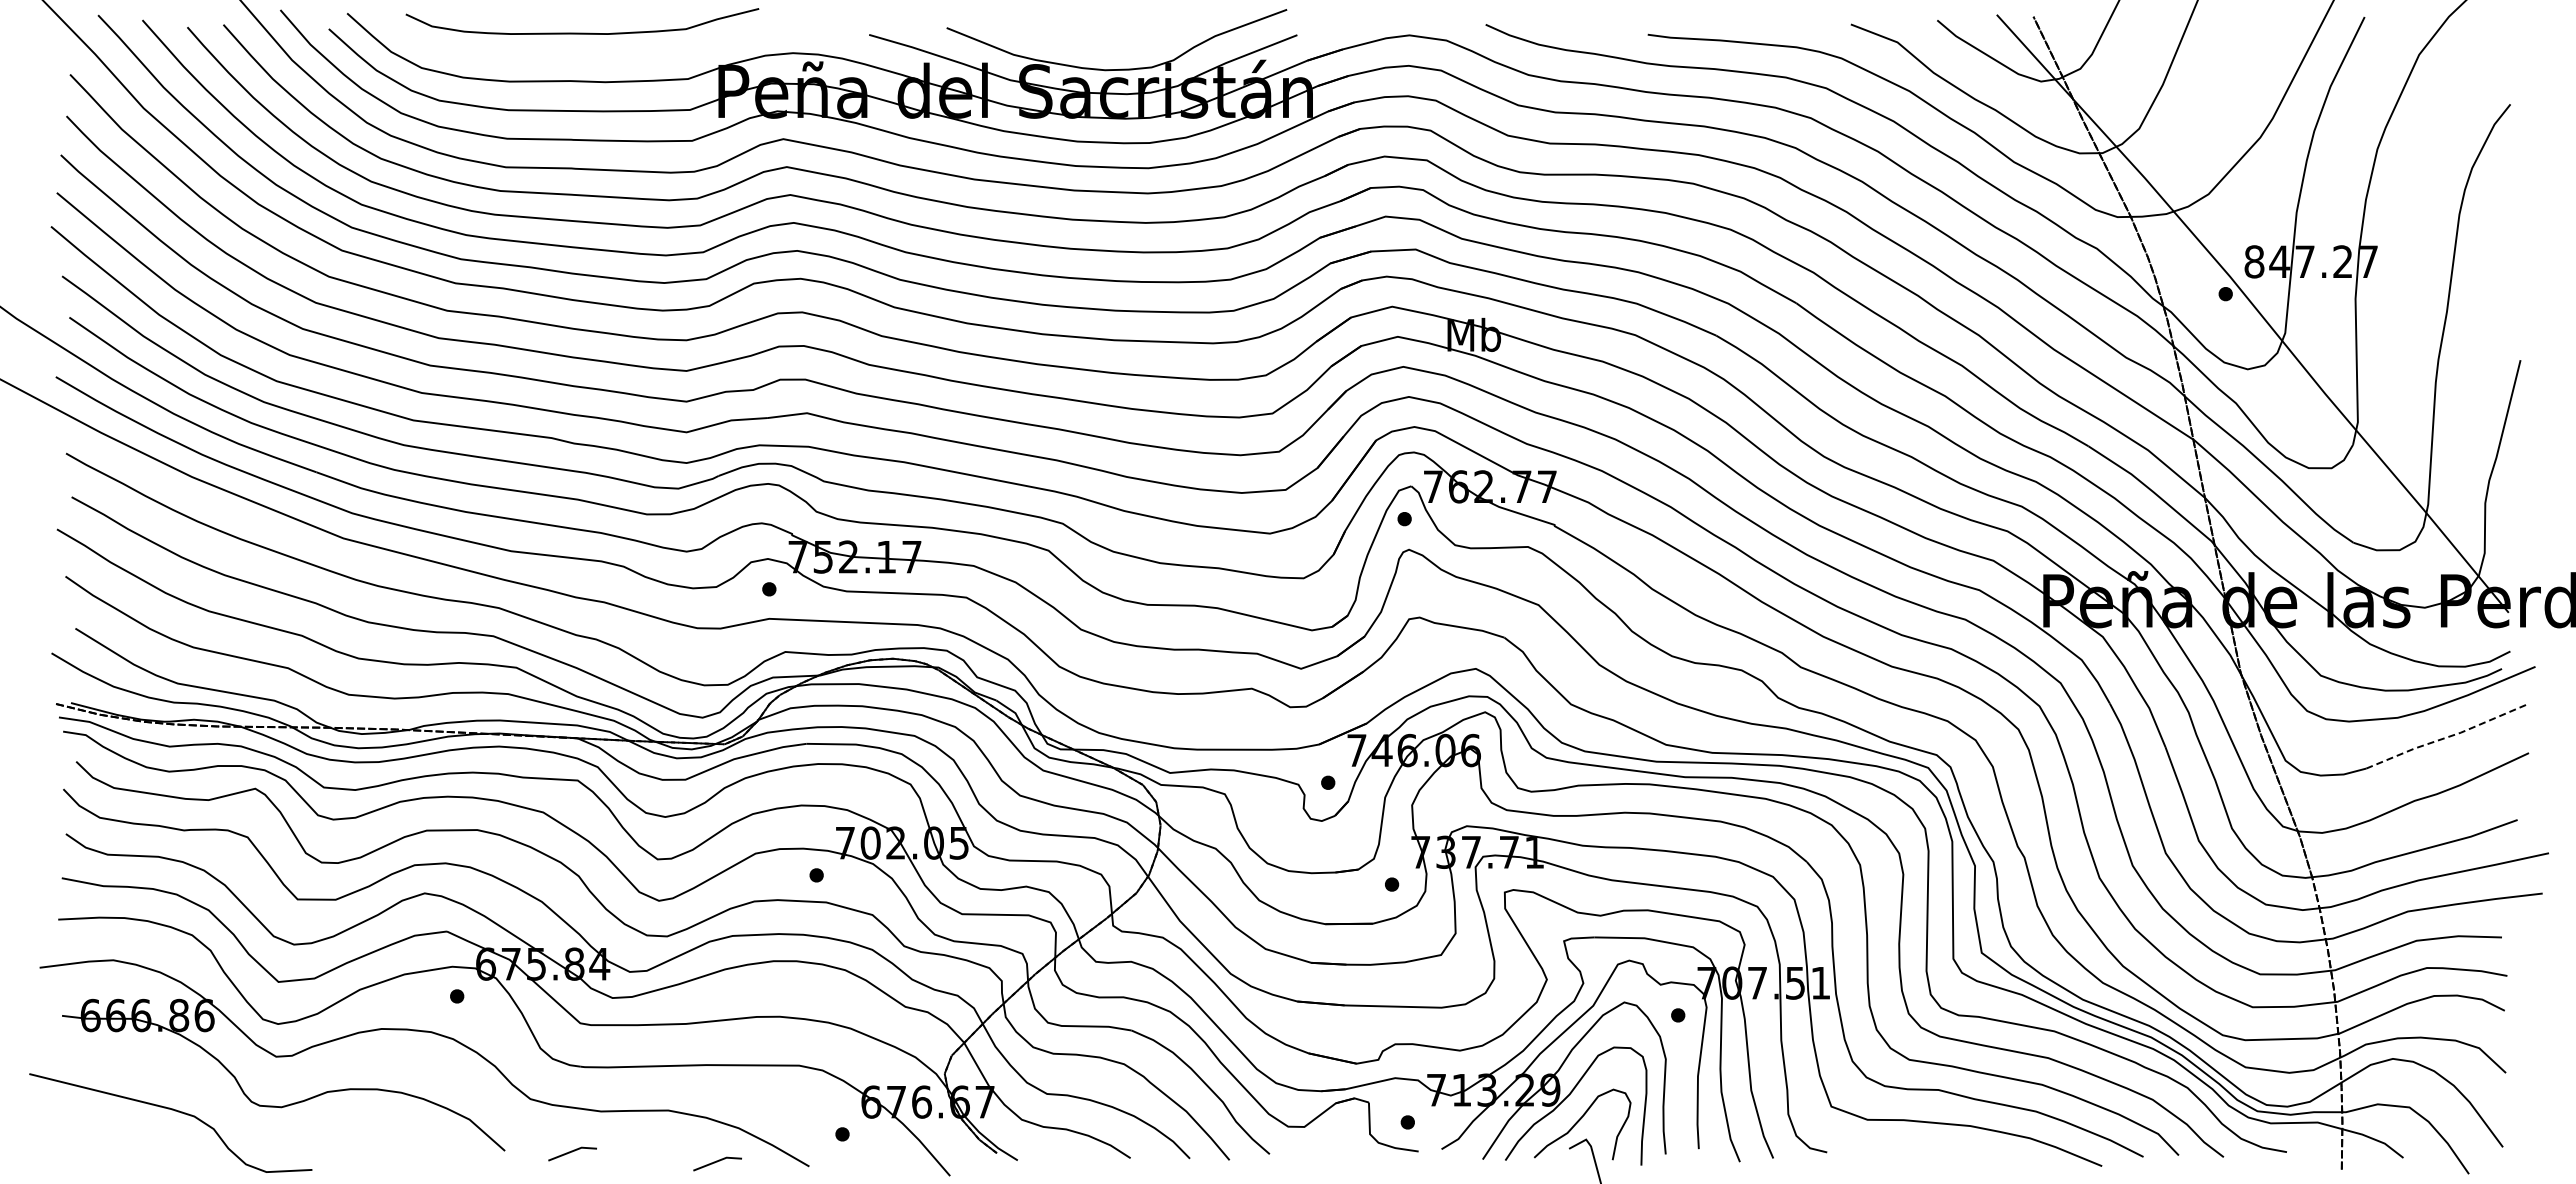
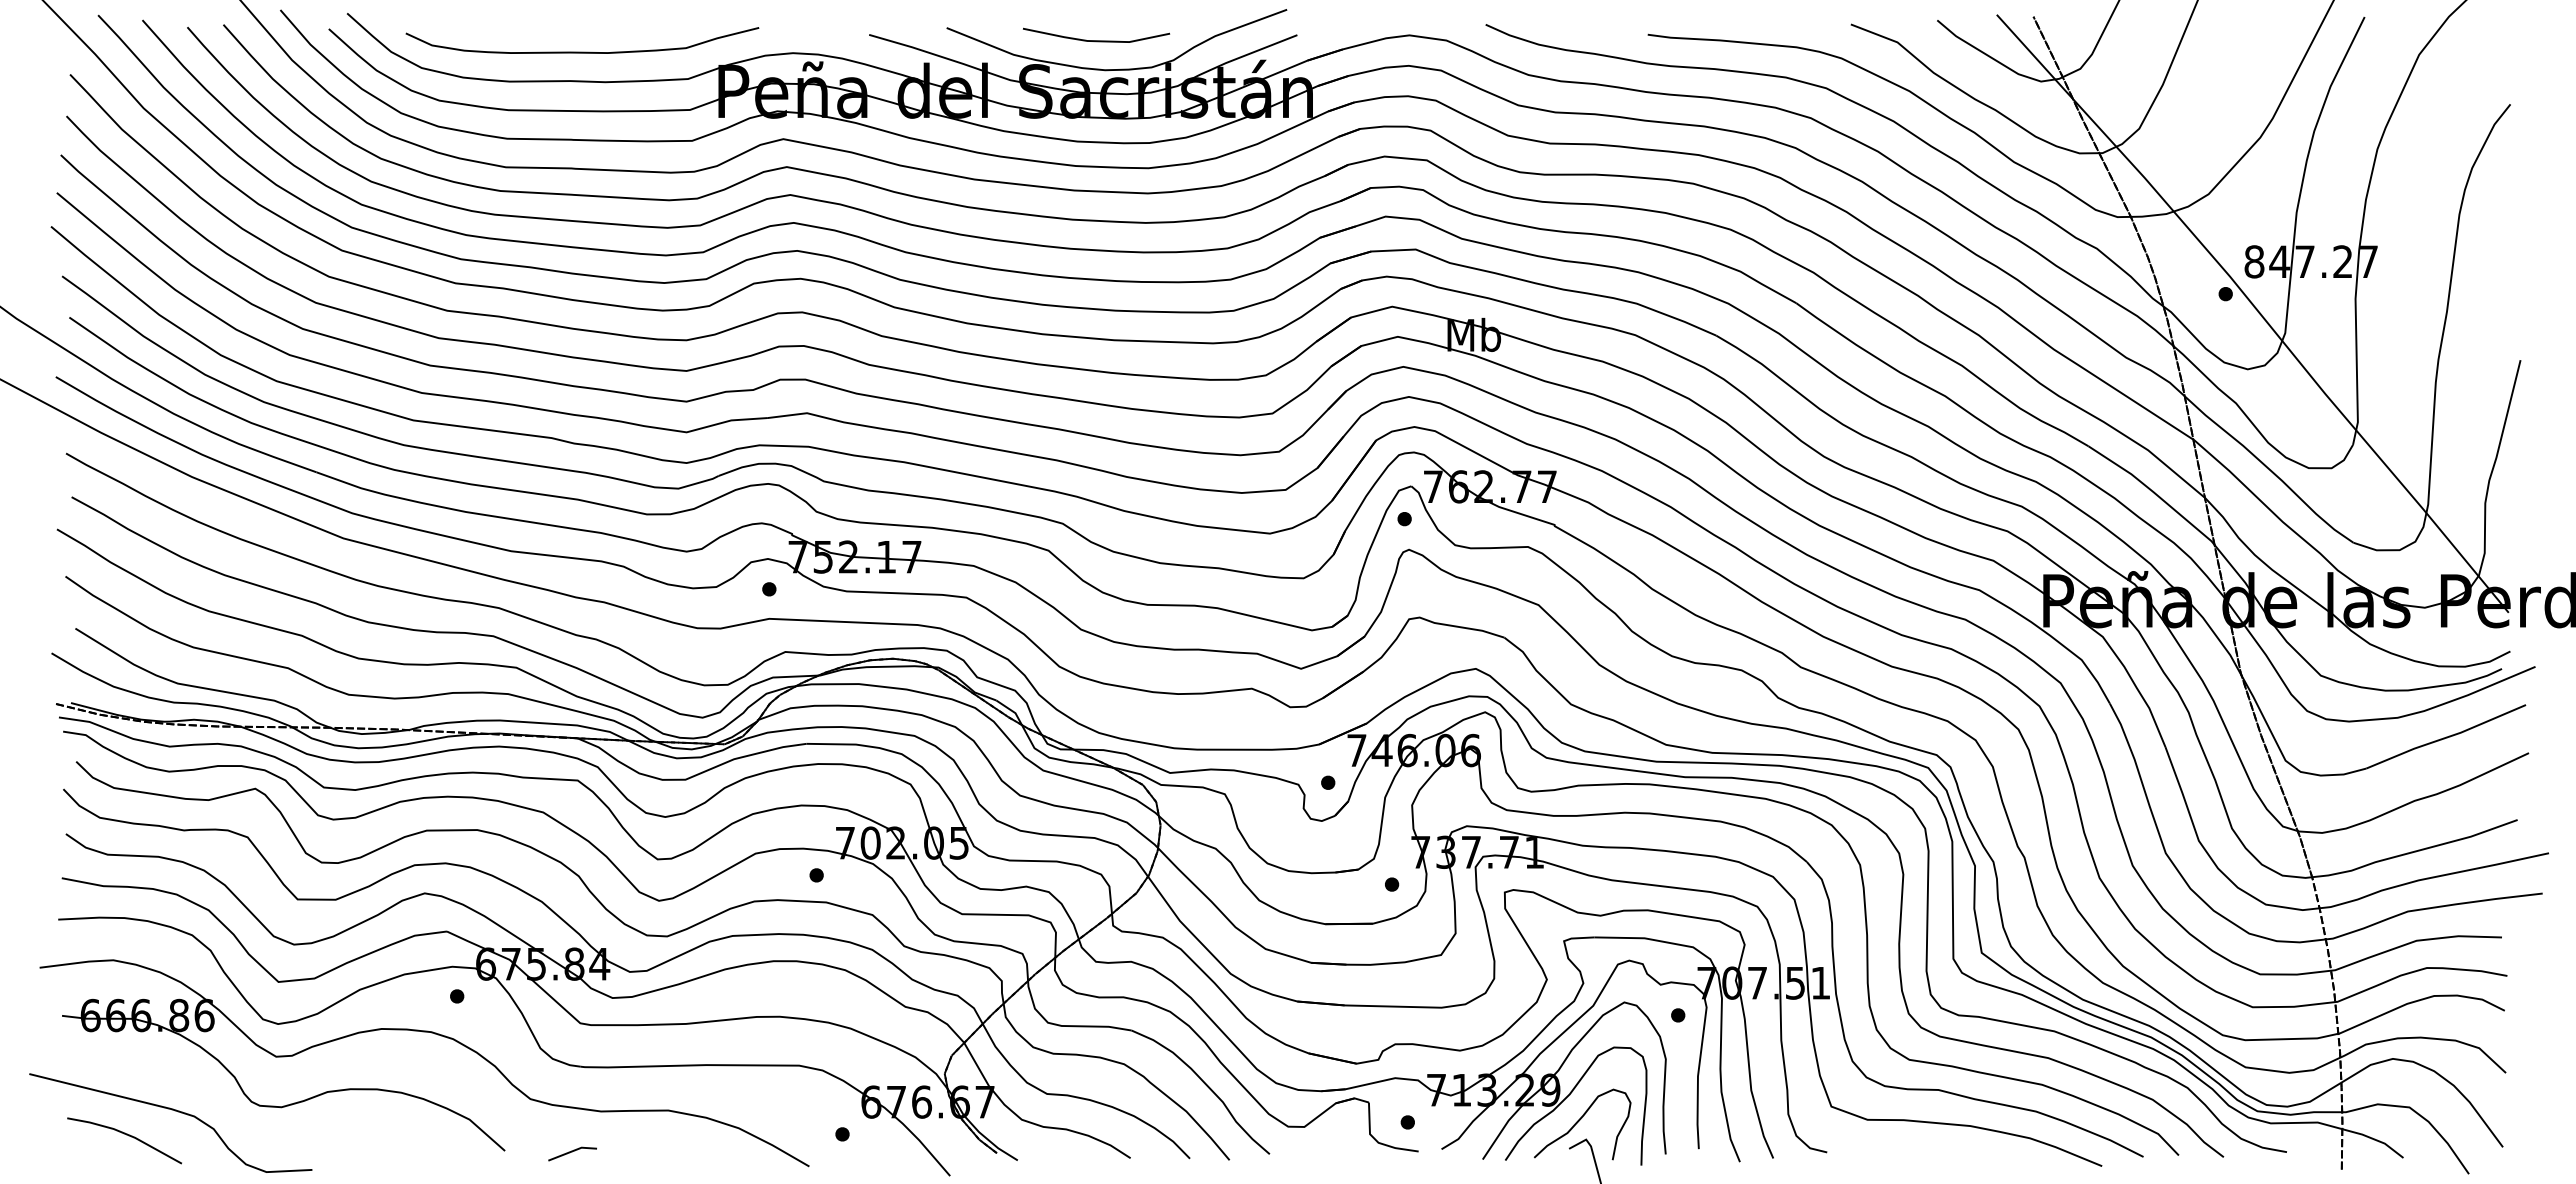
curve position: (582, 32) -> (582, 51) (582, 51)
line: none -> present (1096, 40)
line: dashed -> solid (2446, 737)
line: none -> present (126, 1135)
line: present -> none (717, 1162)
